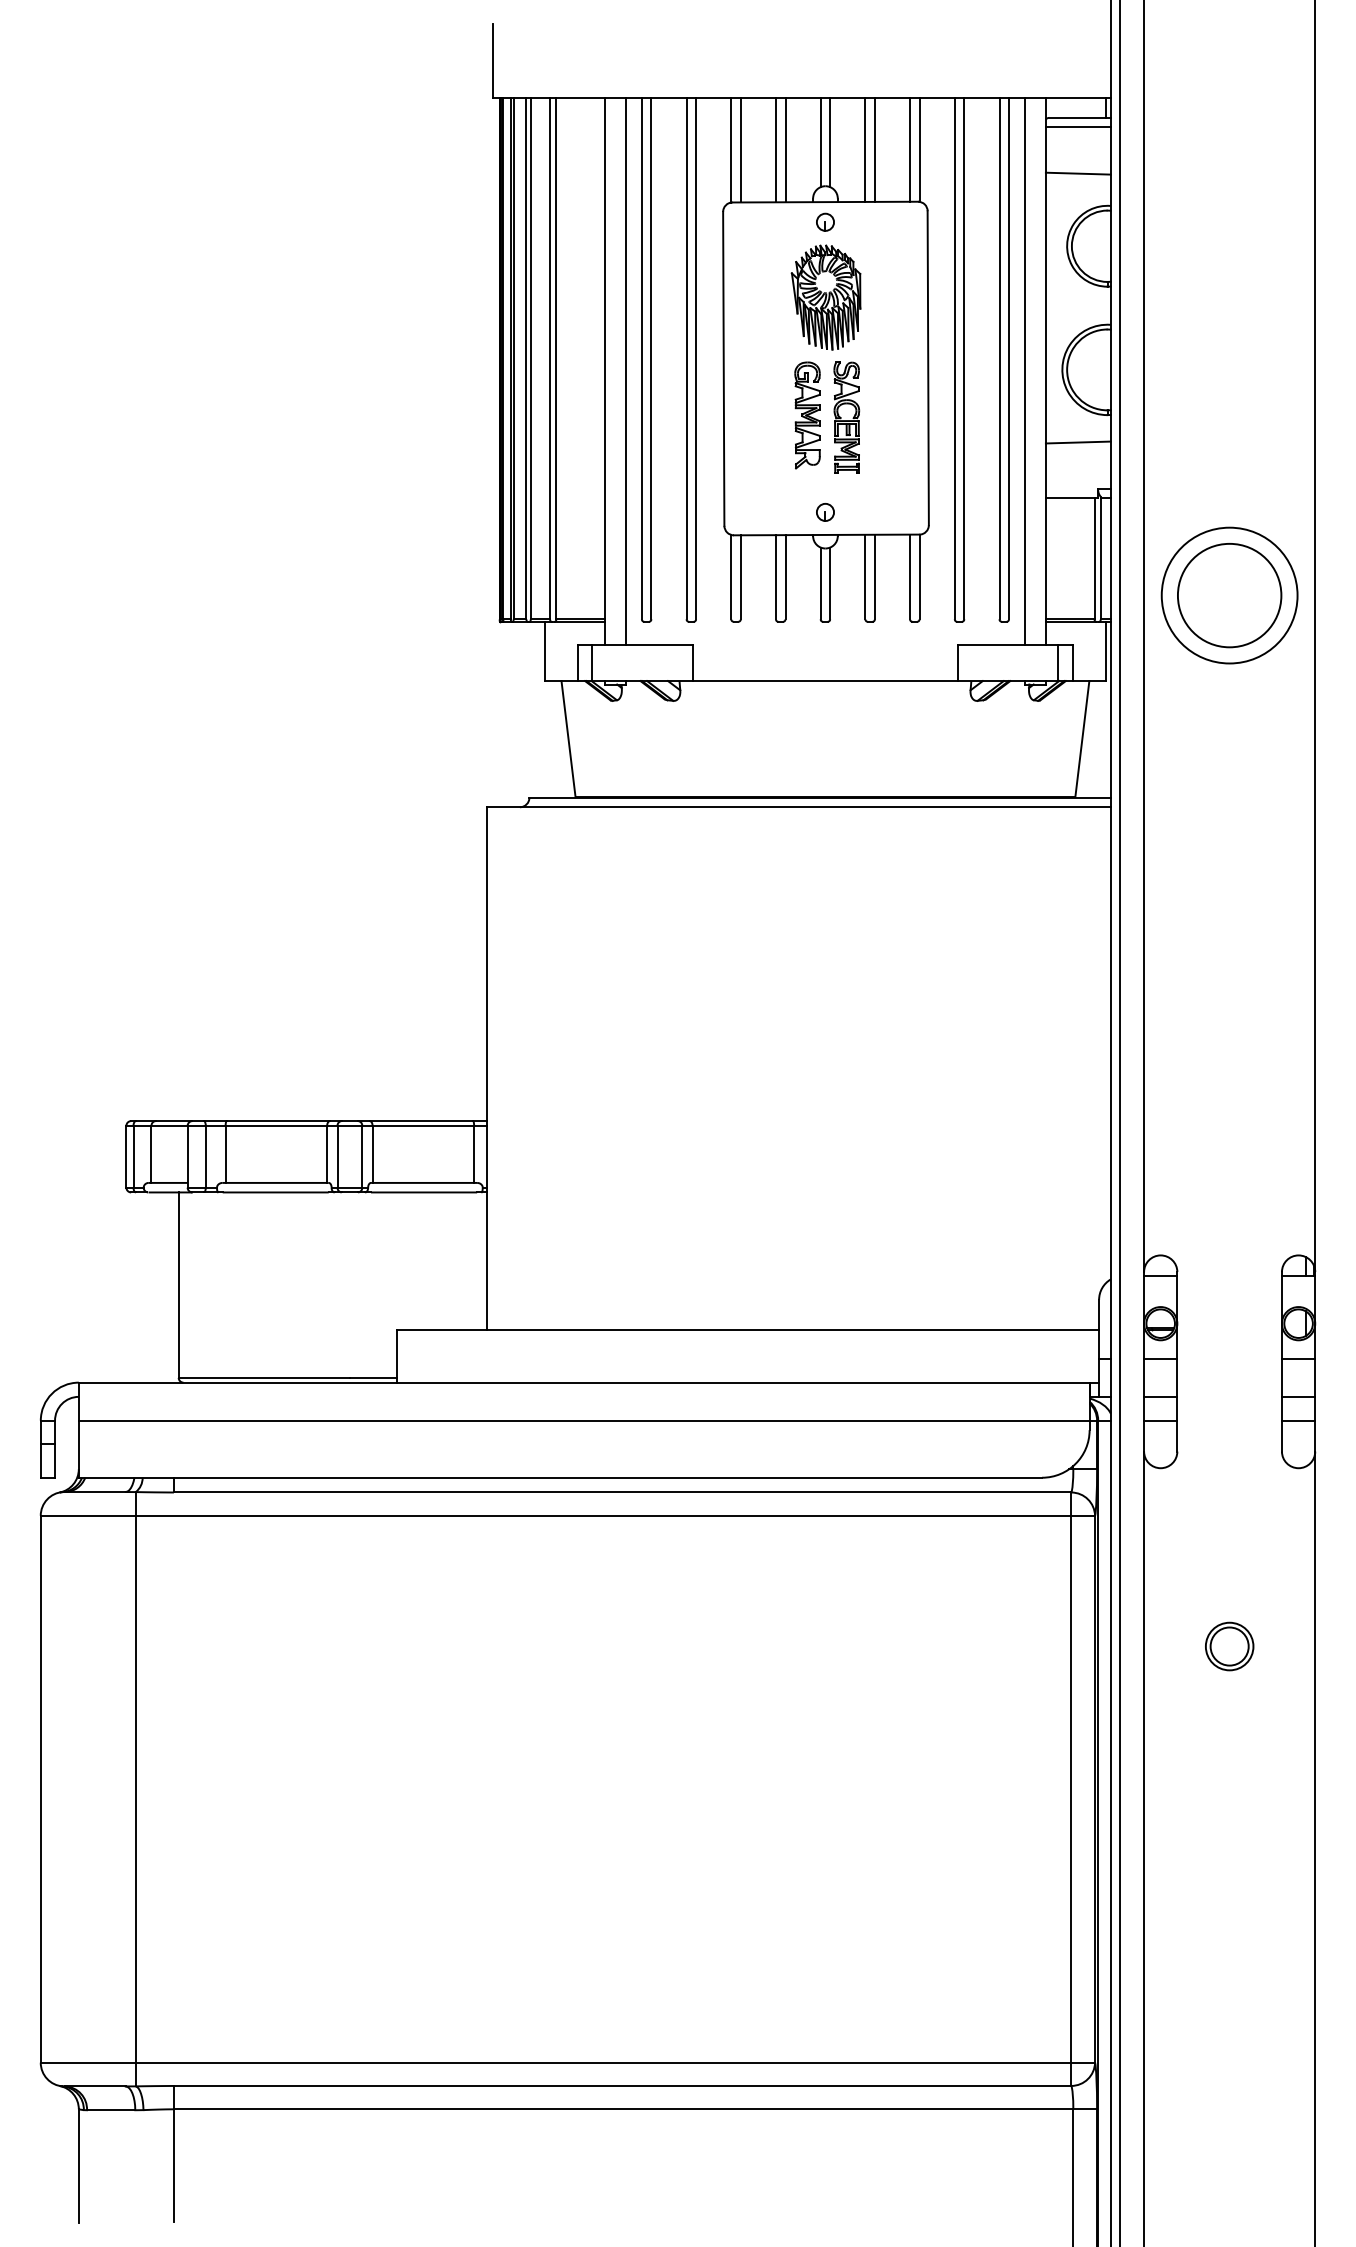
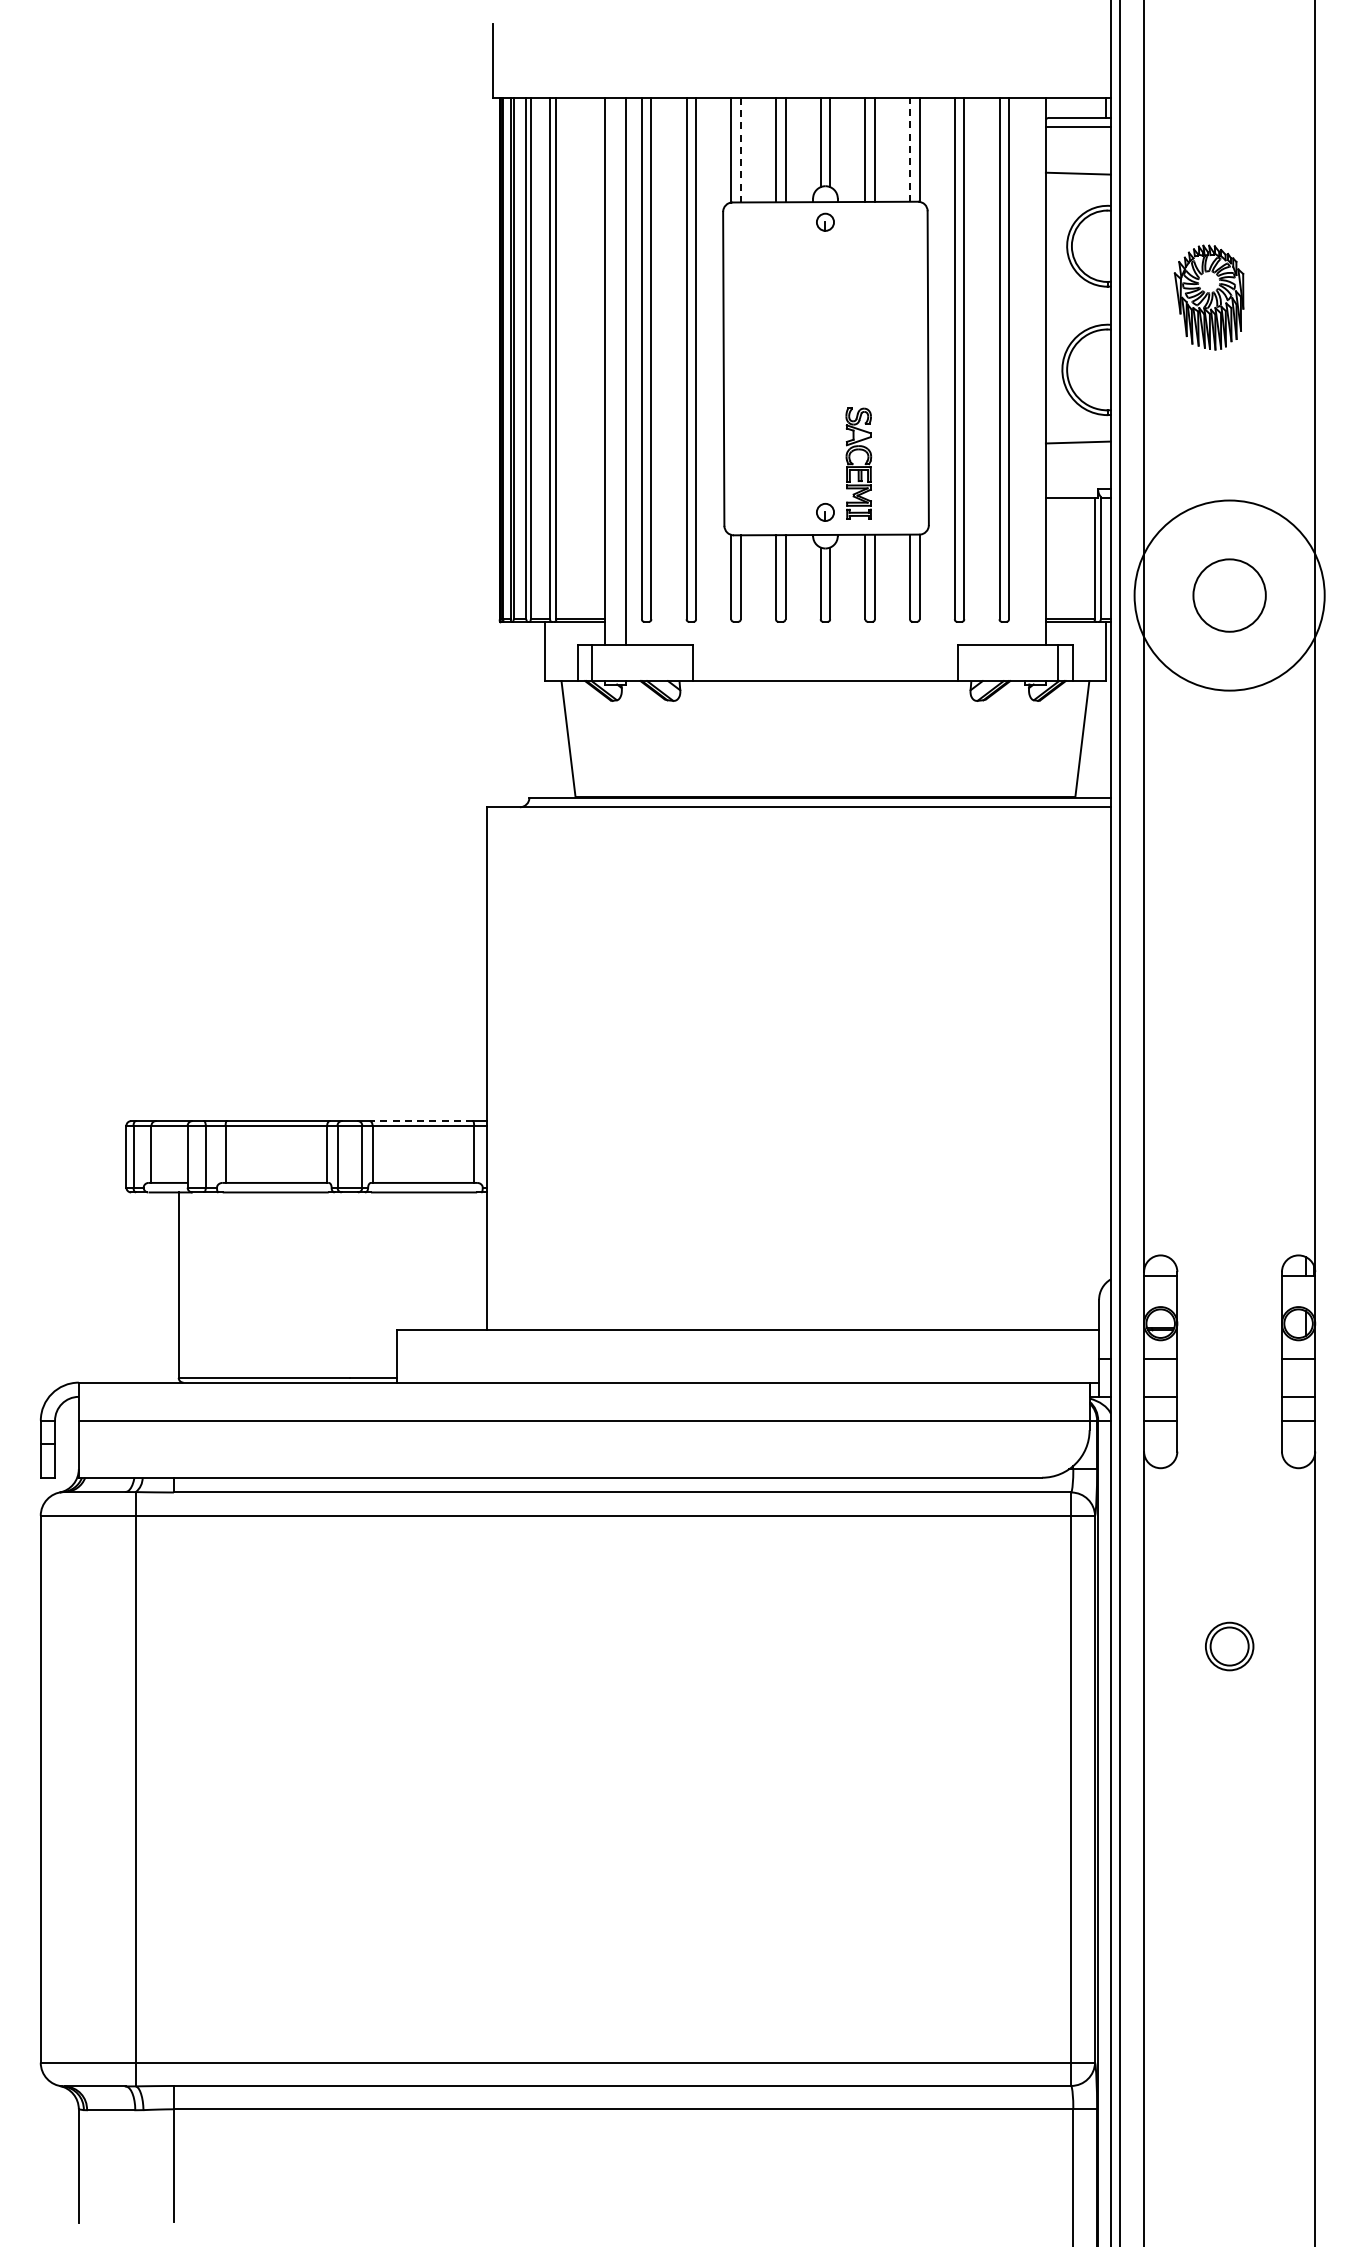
line: solid -> dashed (910, 149)
line: solid -> dashed (740, 150)
part position: (825, 297) -> (1208, 297) (1208, 297)
line: present -> none (1025, 370)
part: present -> none (807, 415)
part position: (846, 417) -> (858, 463) (858, 463)
circle diameter: 103 px -> 72 px (1229, 595)
circle diameter: 136 px -> 190 px (1229, 595)
line: solid -> dashed (421, 1121)
